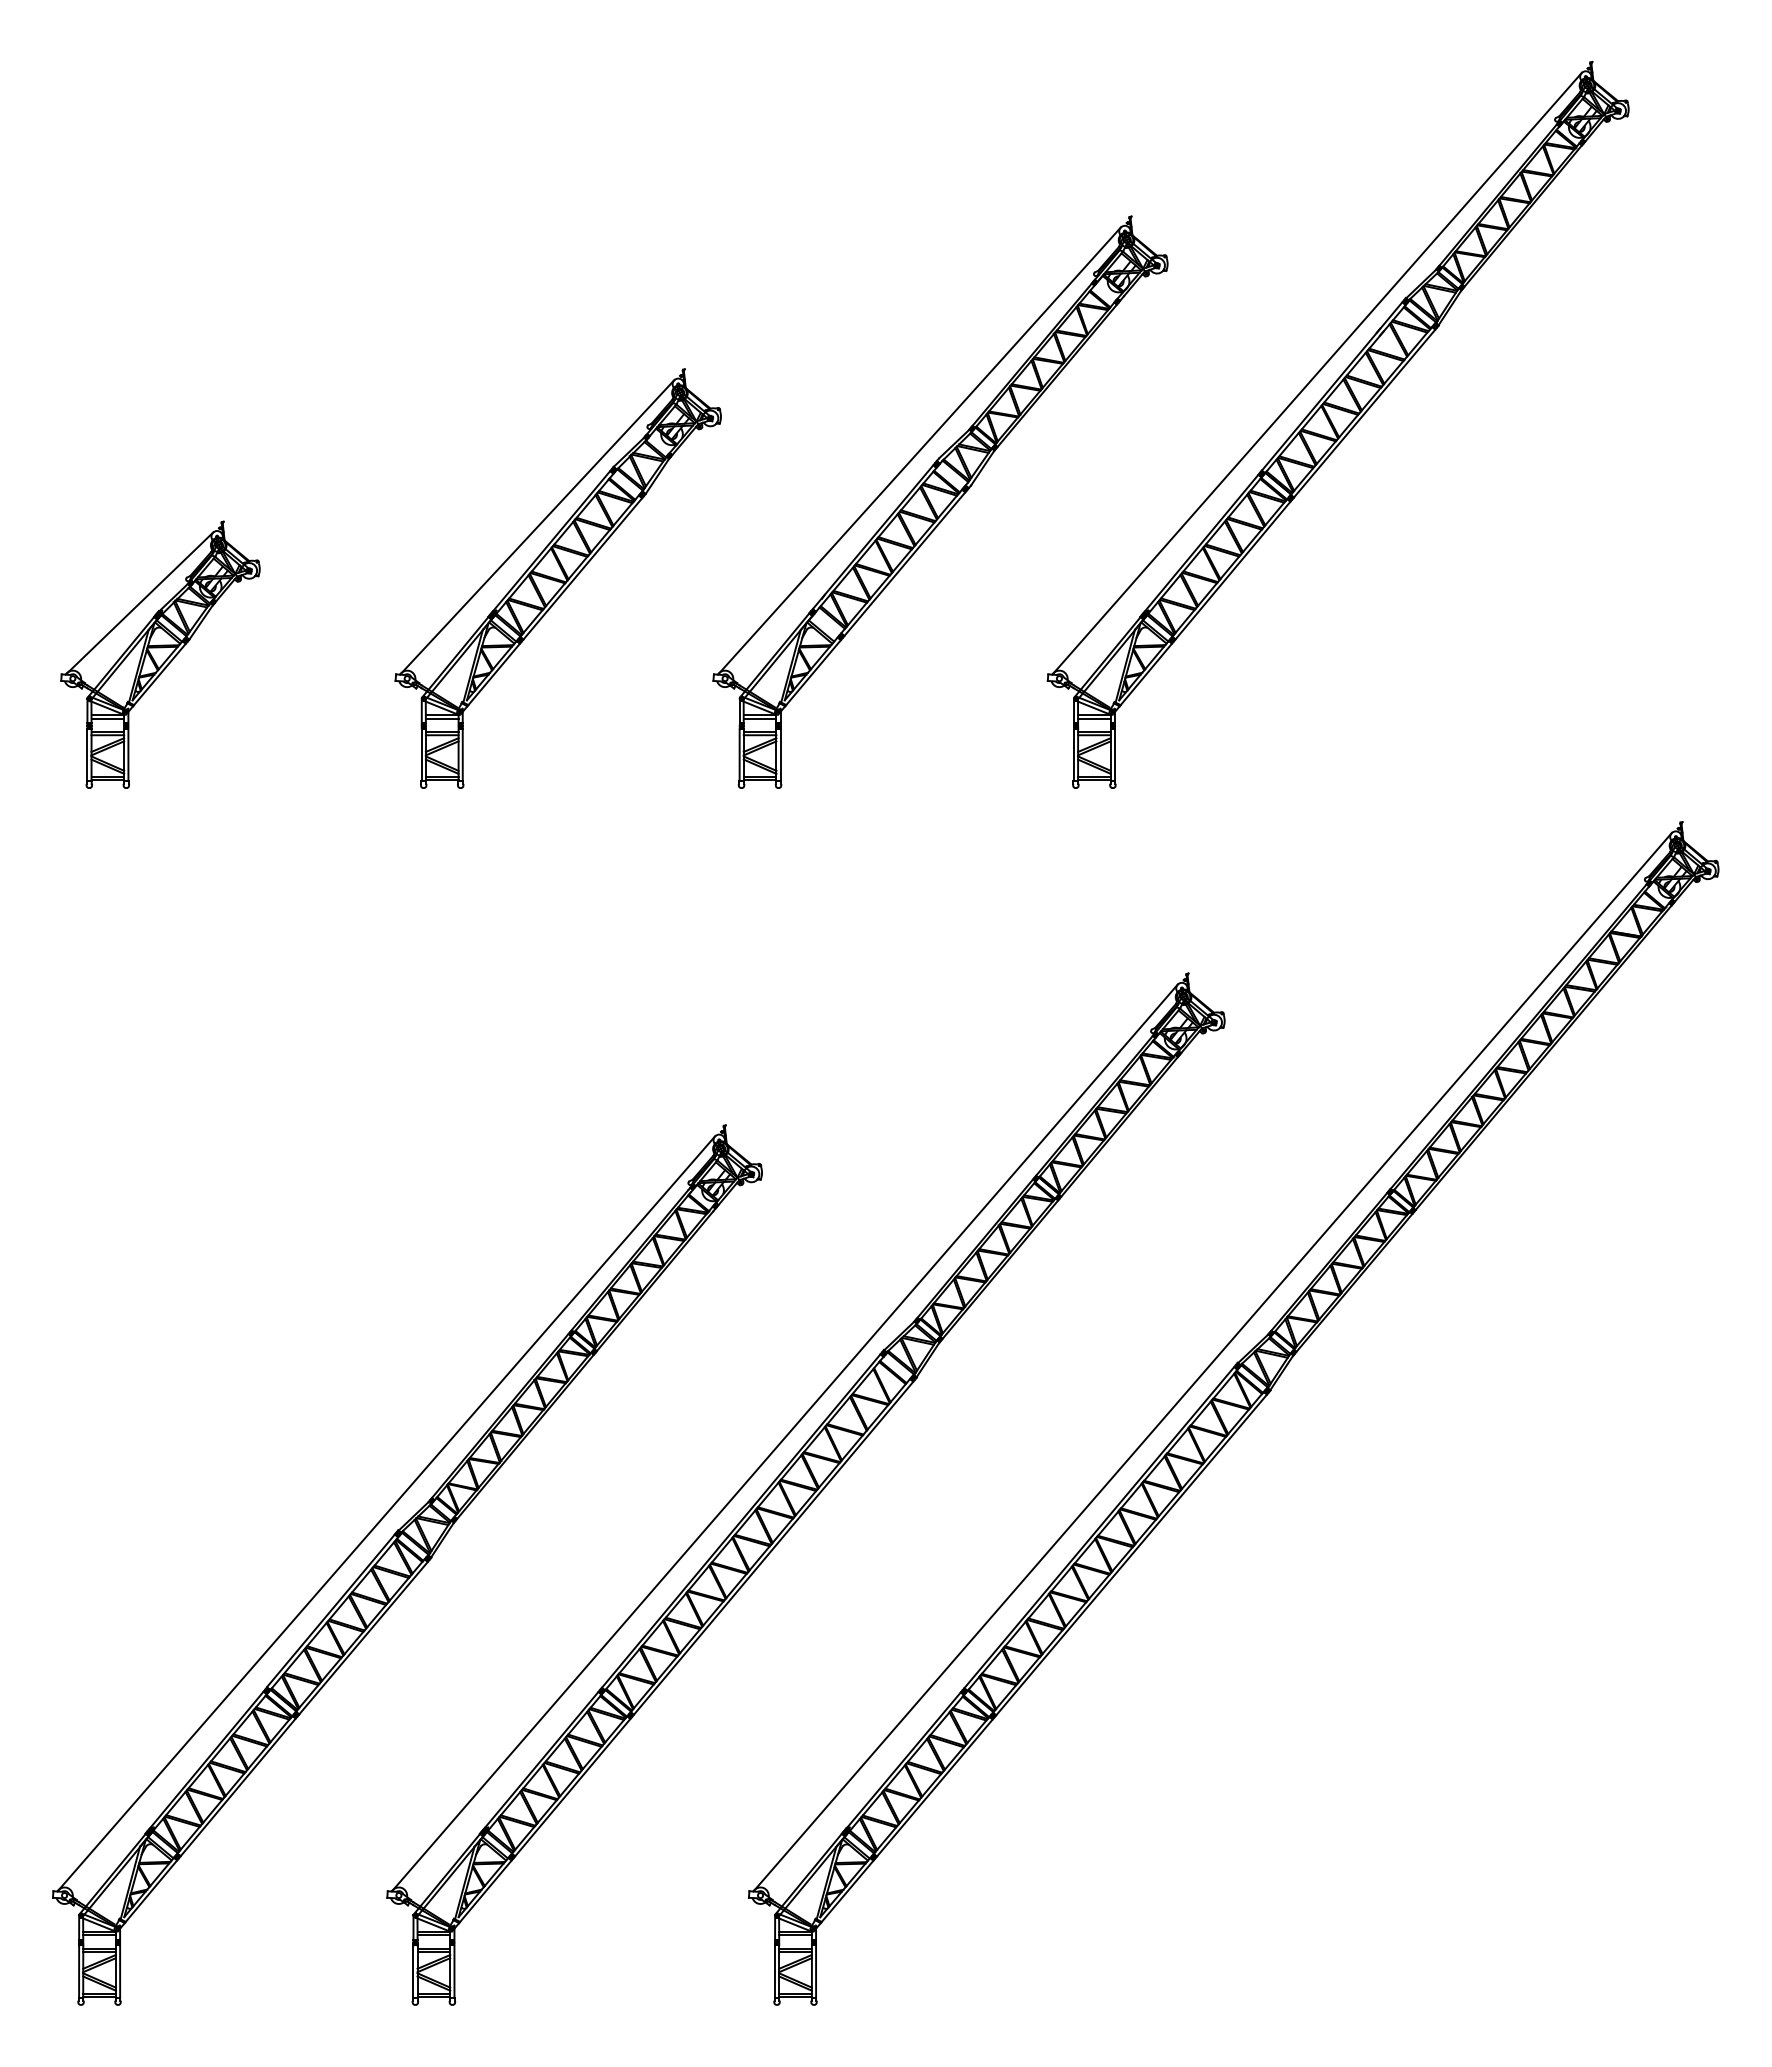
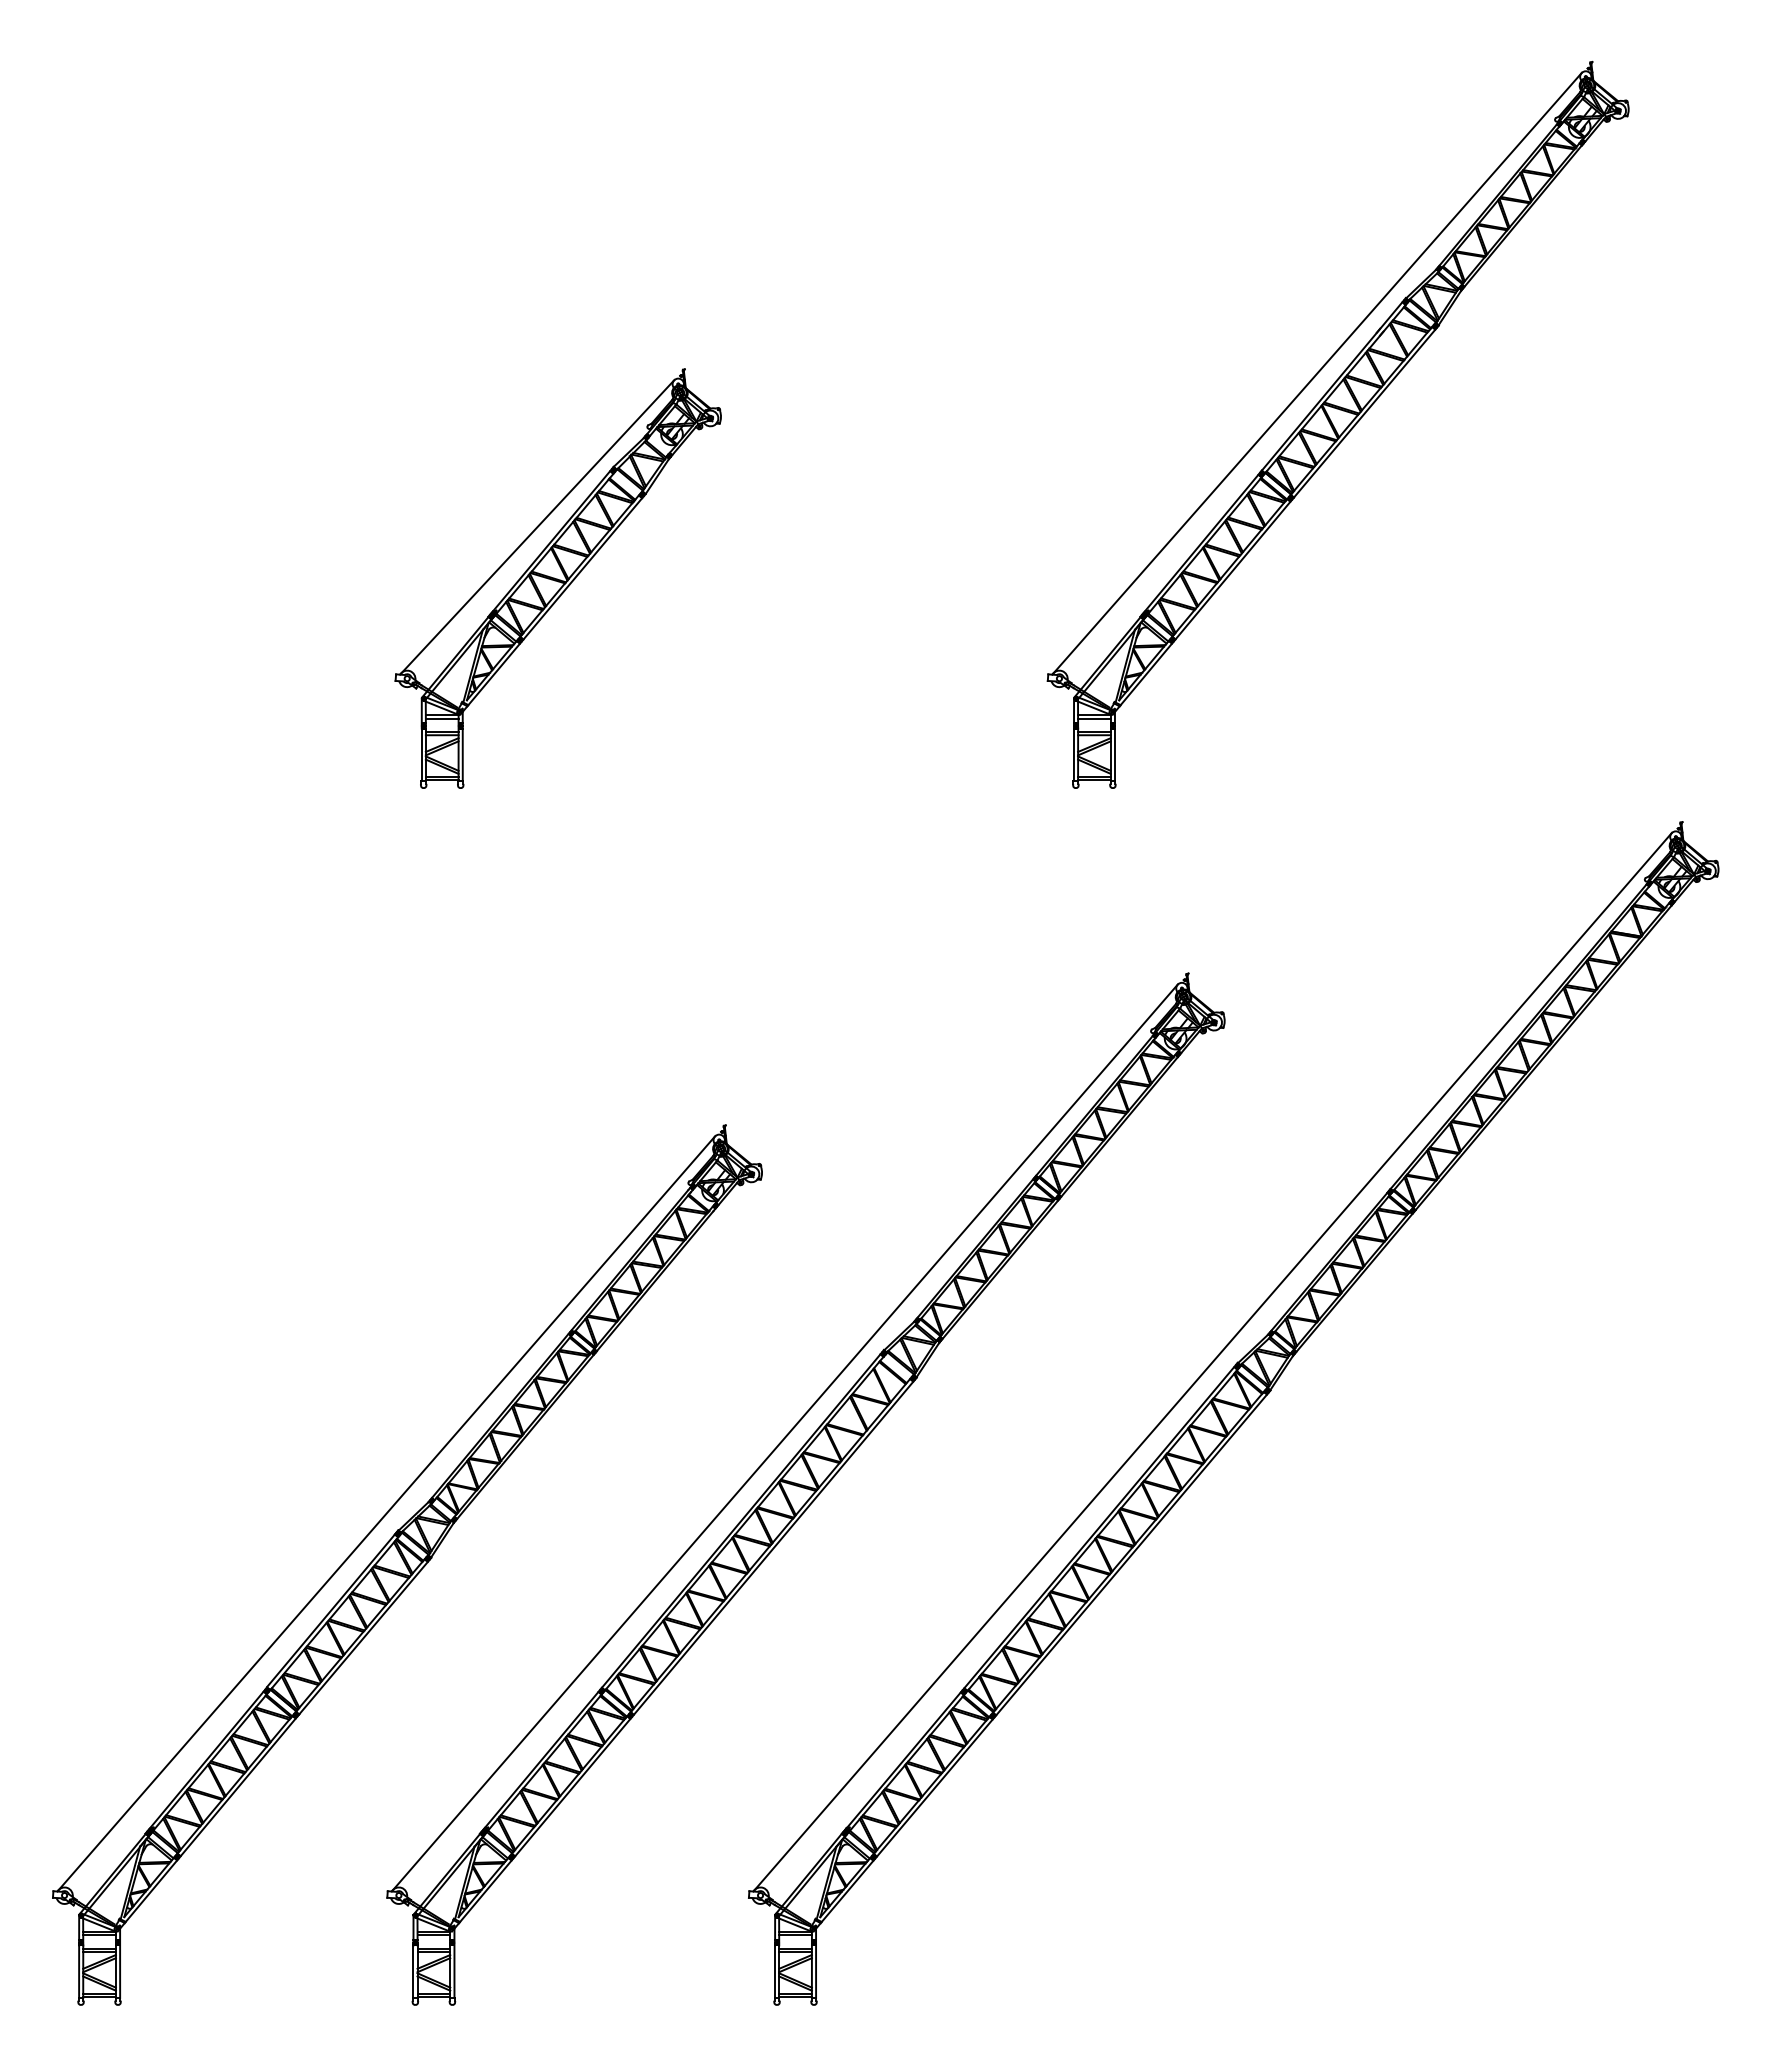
part: present -> none (940, 501)
part: present -> none (160, 654)
